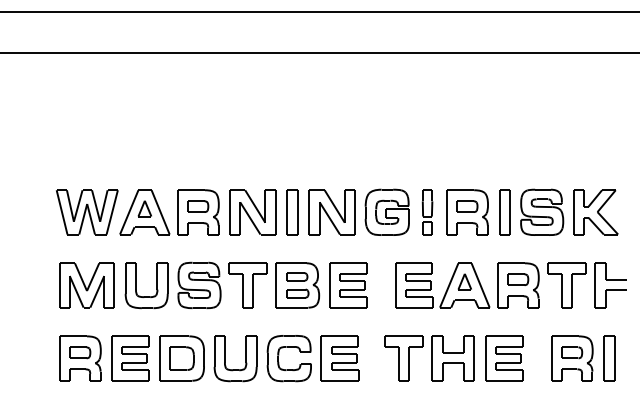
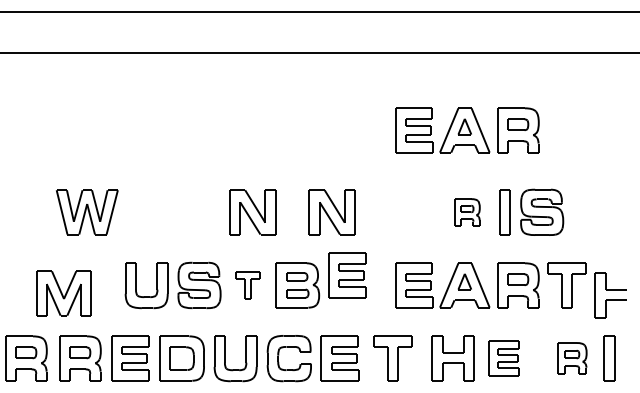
part: none -> present (467, 130)
part: present -> none (386, 211)
part: present -> none (292, 212)
part: present -> none (427, 212)
part size: 43x47 px -> 27x29 px (467, 212)
part: present -> none (595, 212)
part: present -> none (162, 213)
part position: (86, 285) -> (63, 293) (63, 293)
part size: 40x47 px -> 26x29 px (247, 285)
part position: (348, 285) -> (347, 275) (347, 275)
part position: (610, 285) -> (610, 295) (610, 295)
part: none -> present (26, 358)
part position: (403, 358) -> (392, 358) (392, 358)
part size: 39x47 px -> 32x37 px (503, 358)
part size: 43x47 px -> 31x33 px (572, 358)
